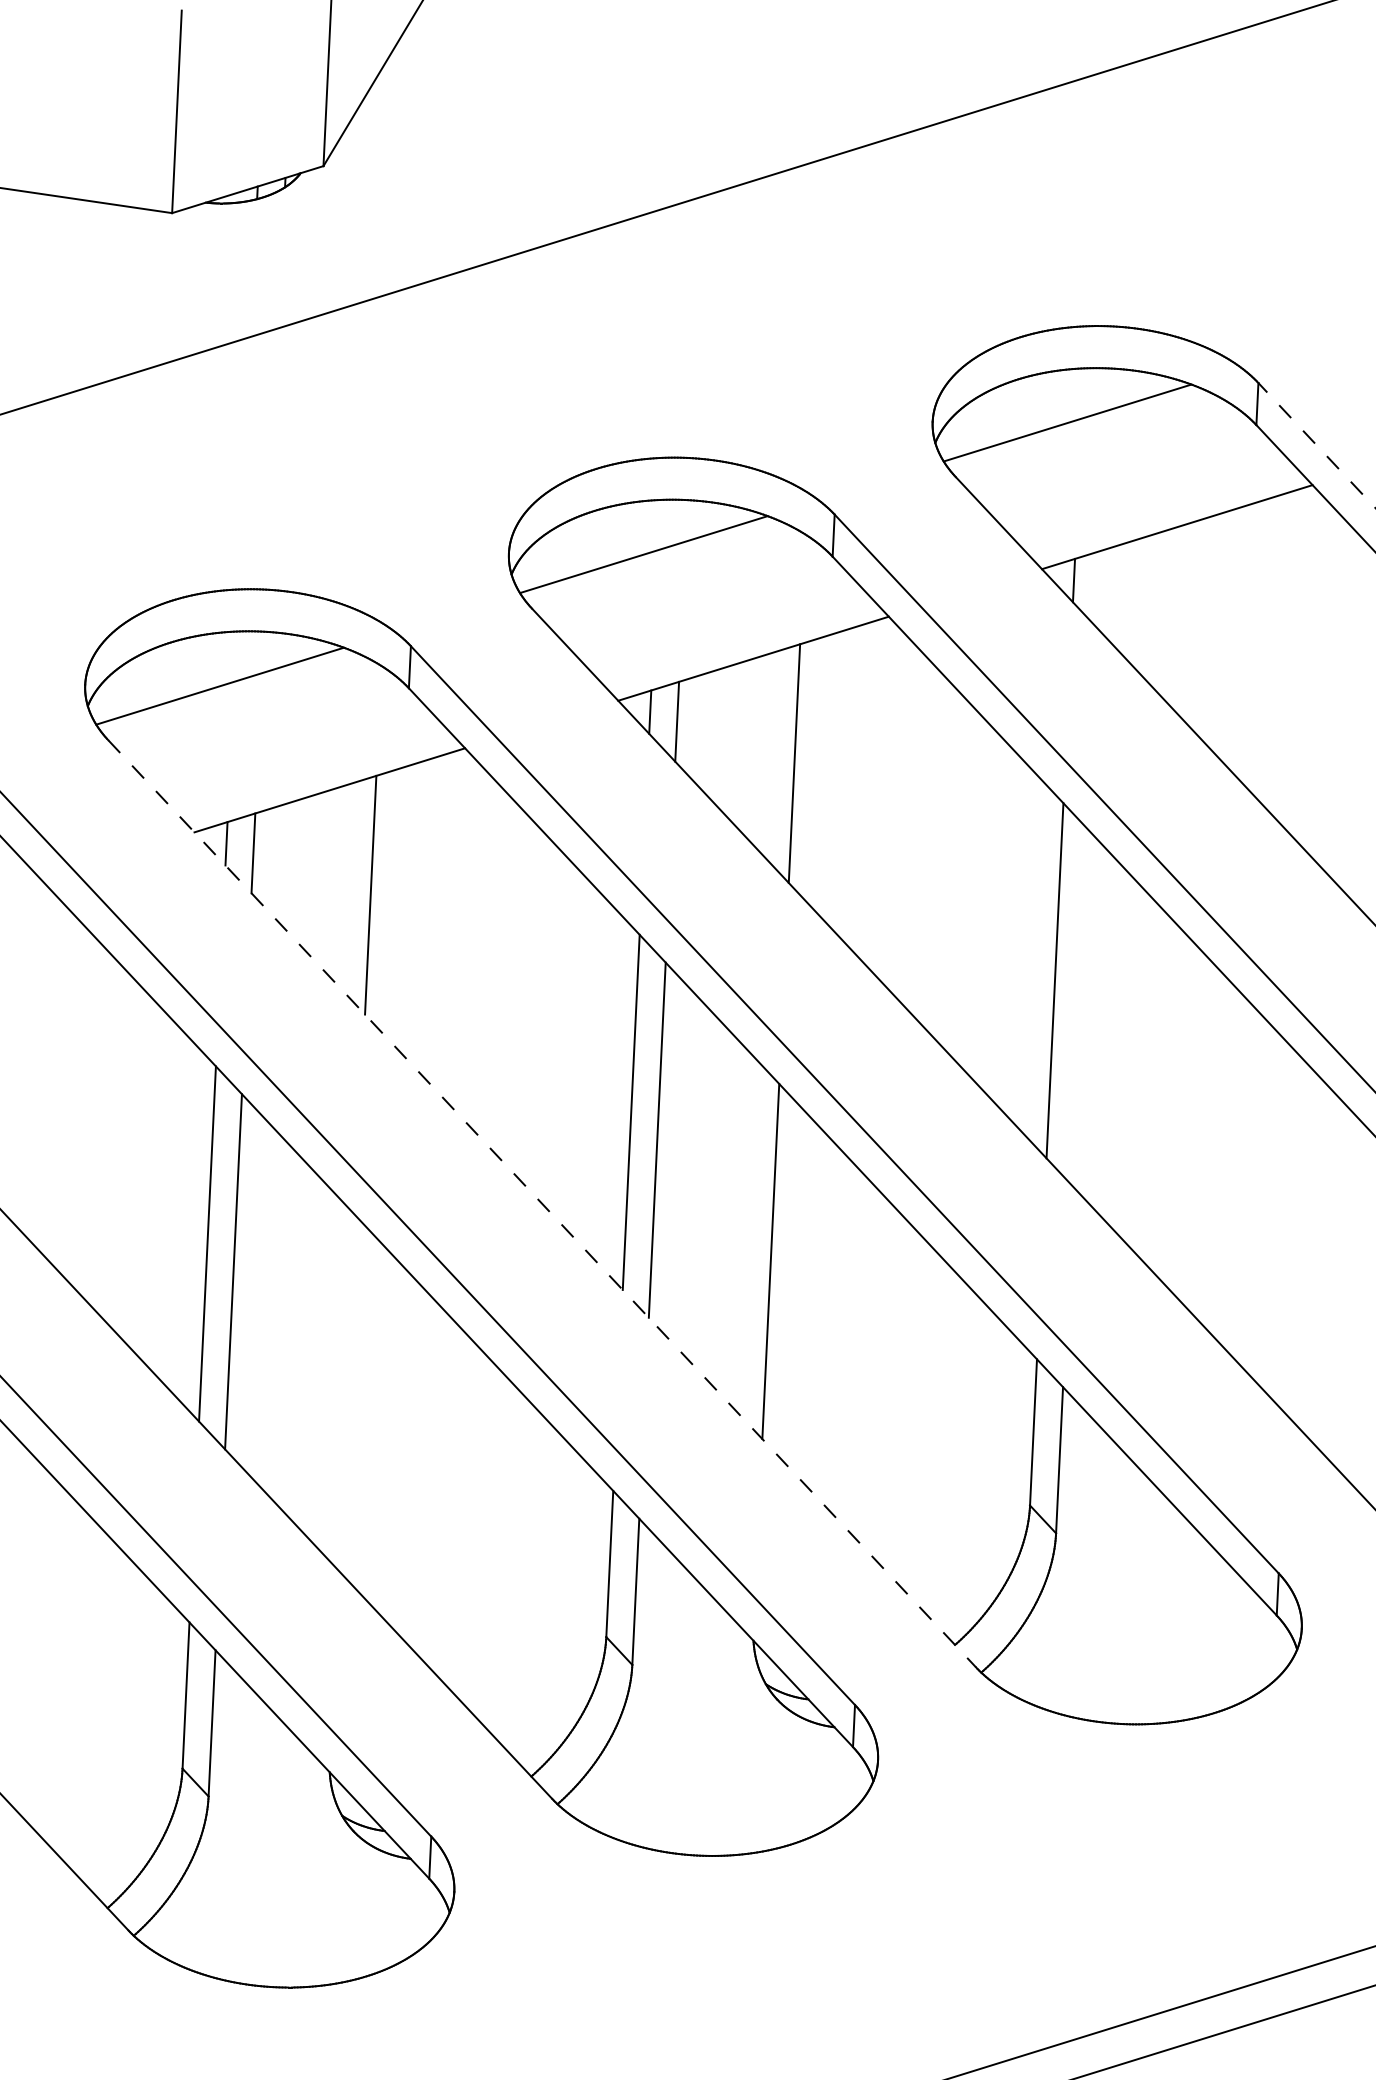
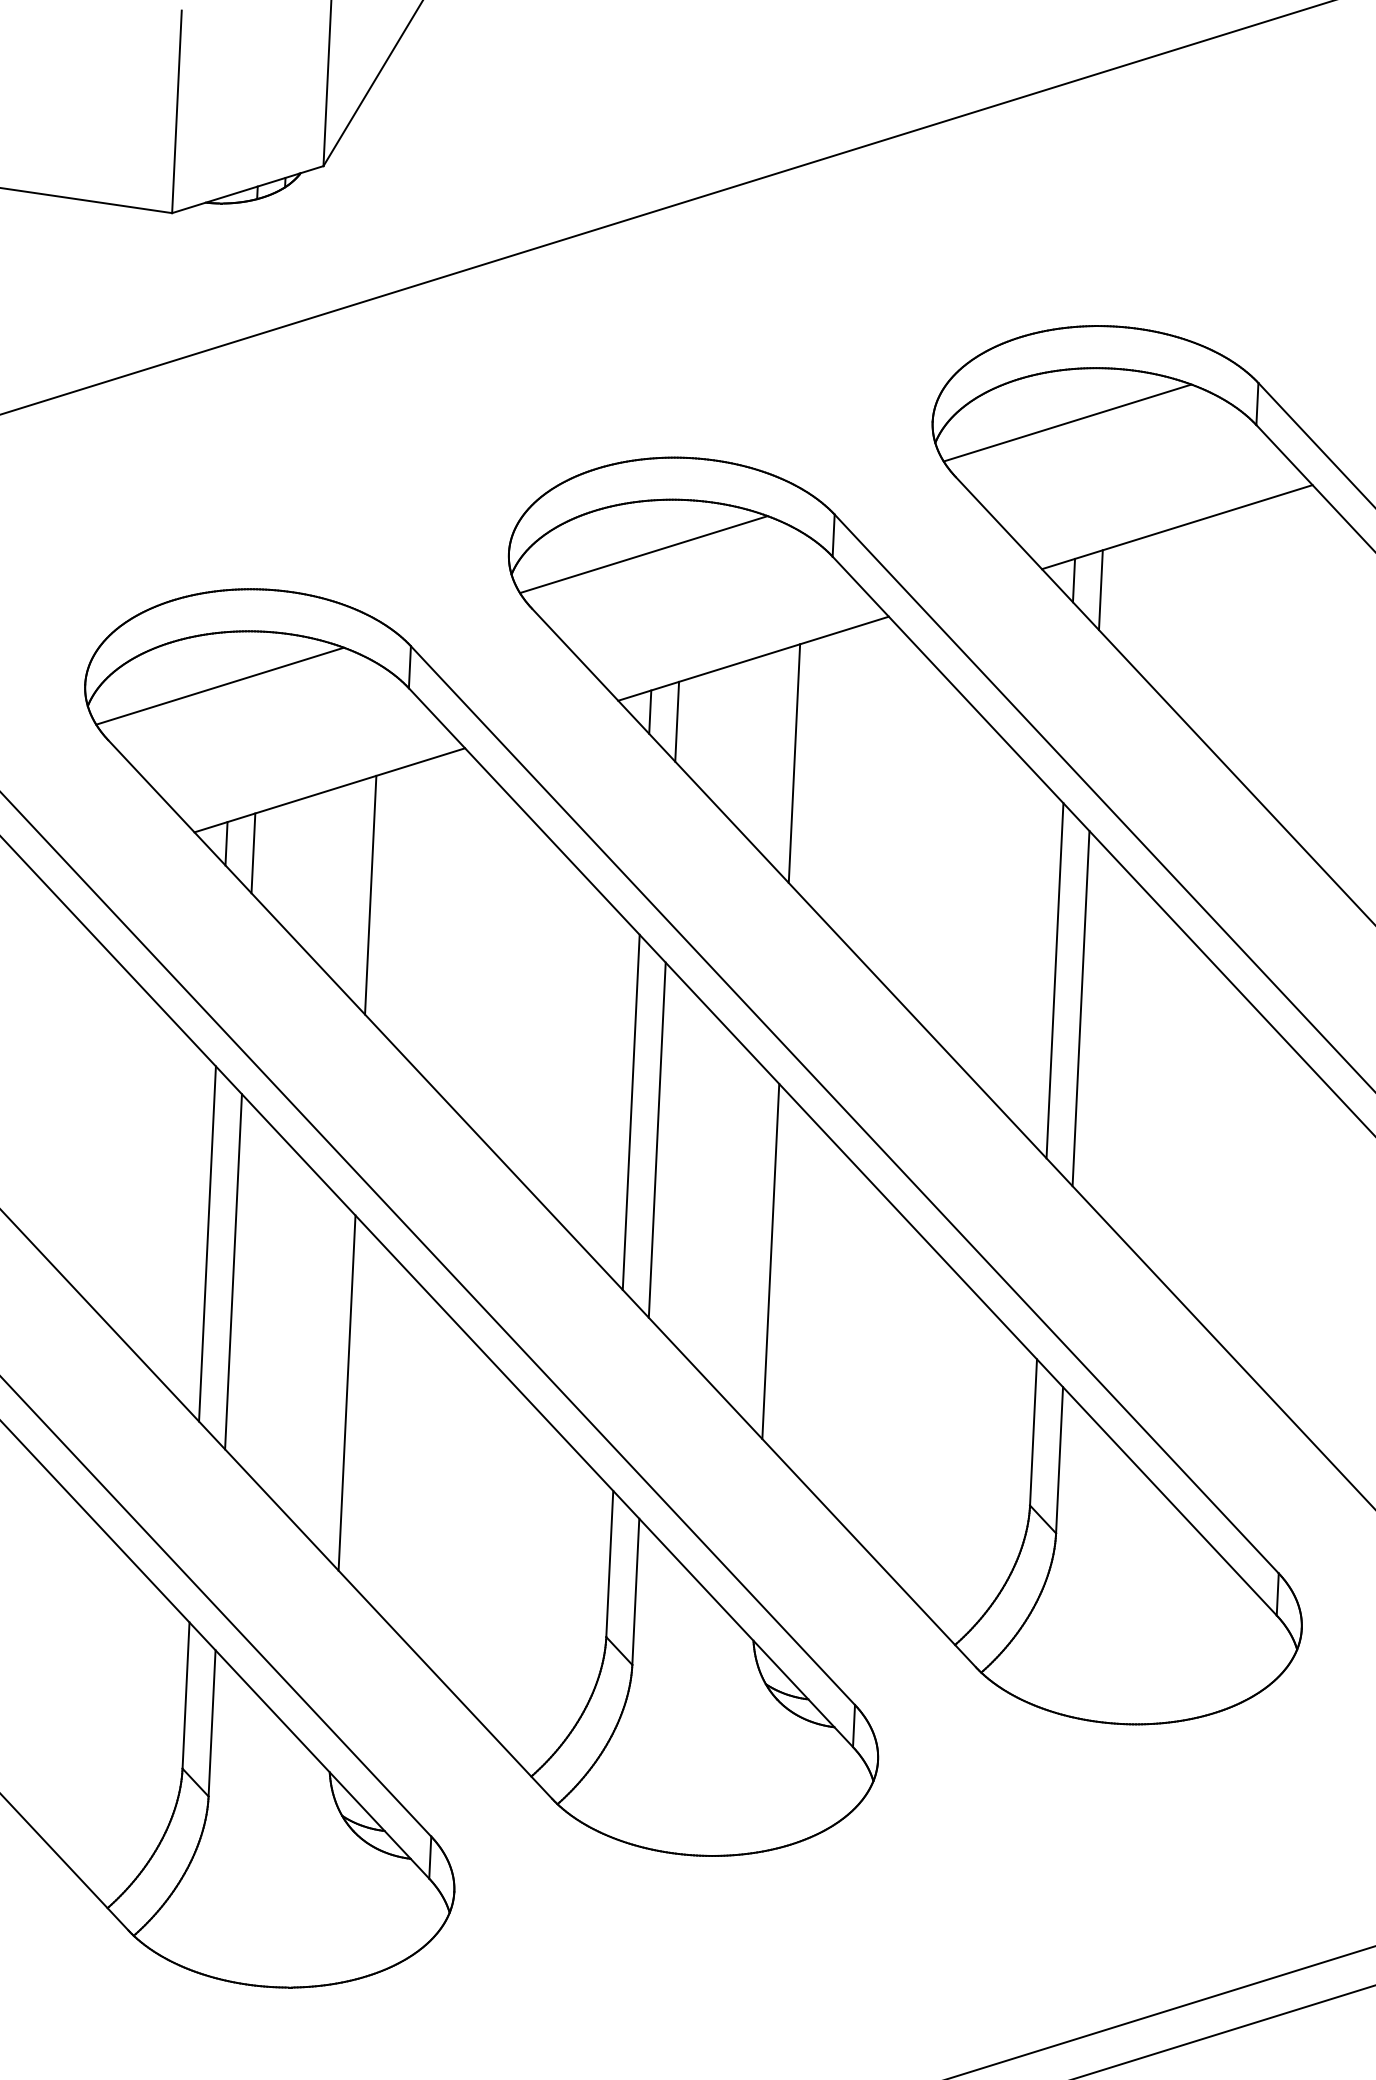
line: dashed -> solid (1317, 445)
line: none -> present (1100, 590)
line: none -> present (1080, 1008)
line: dashed -> solid (542, 1203)
line: none -> present (346, 1392)
